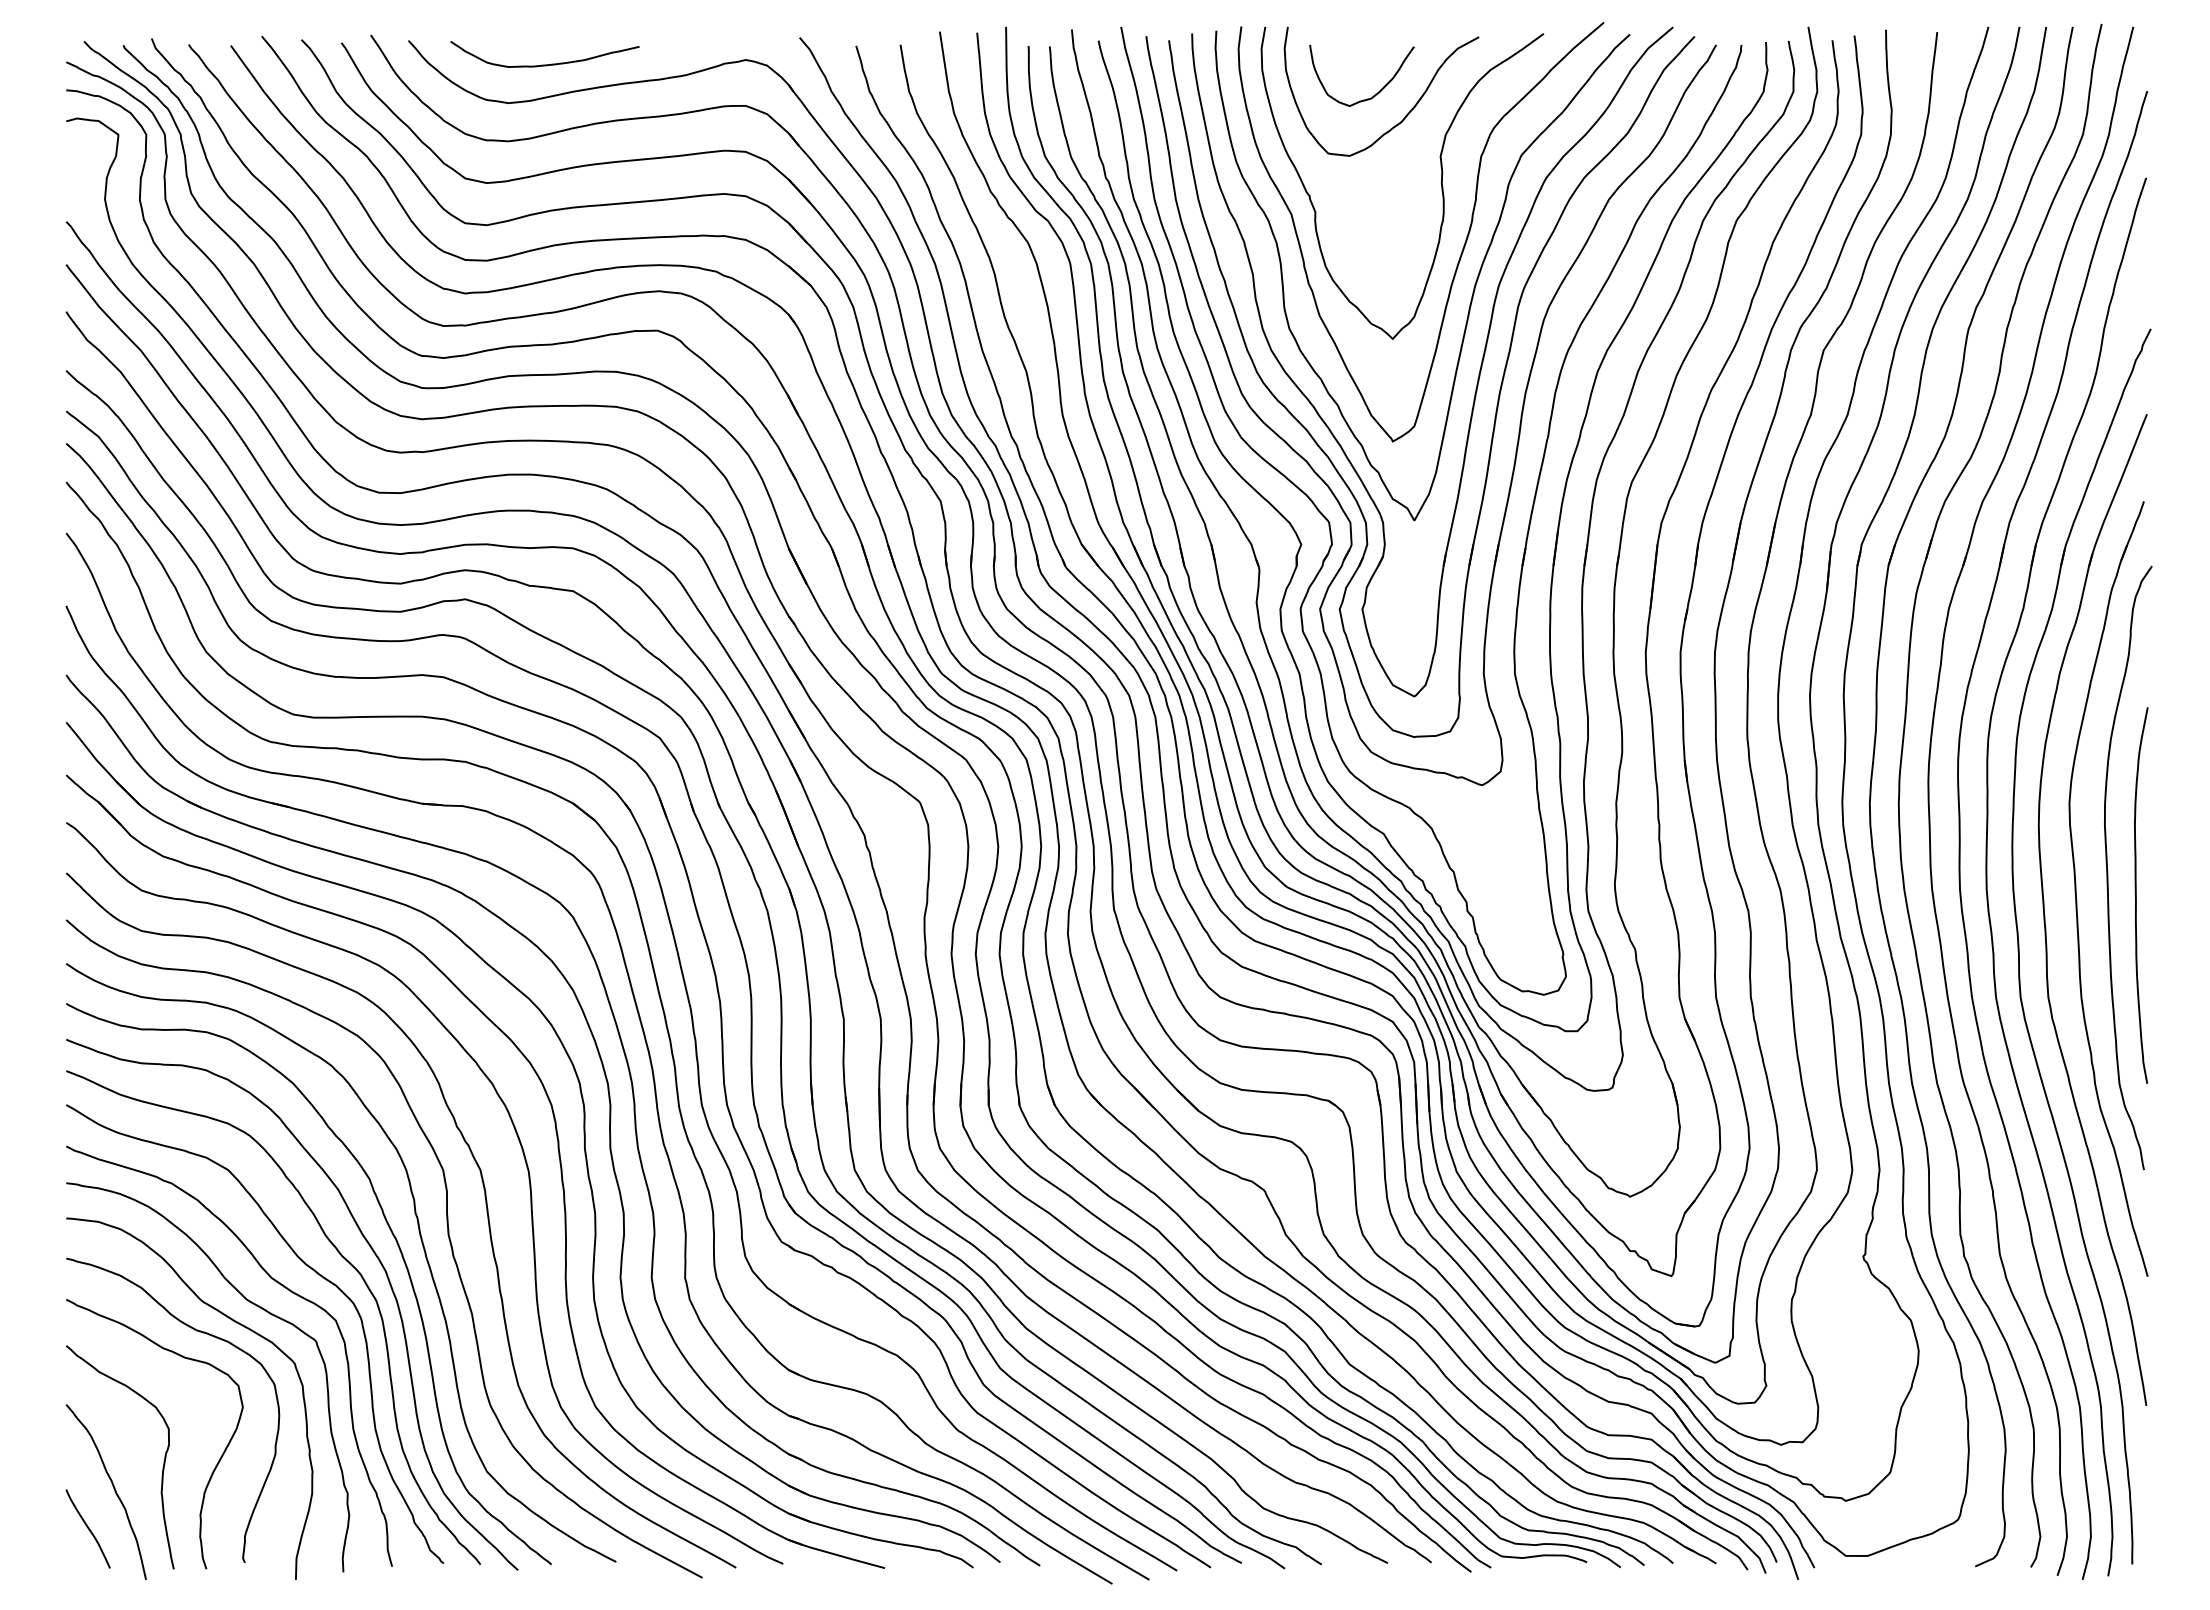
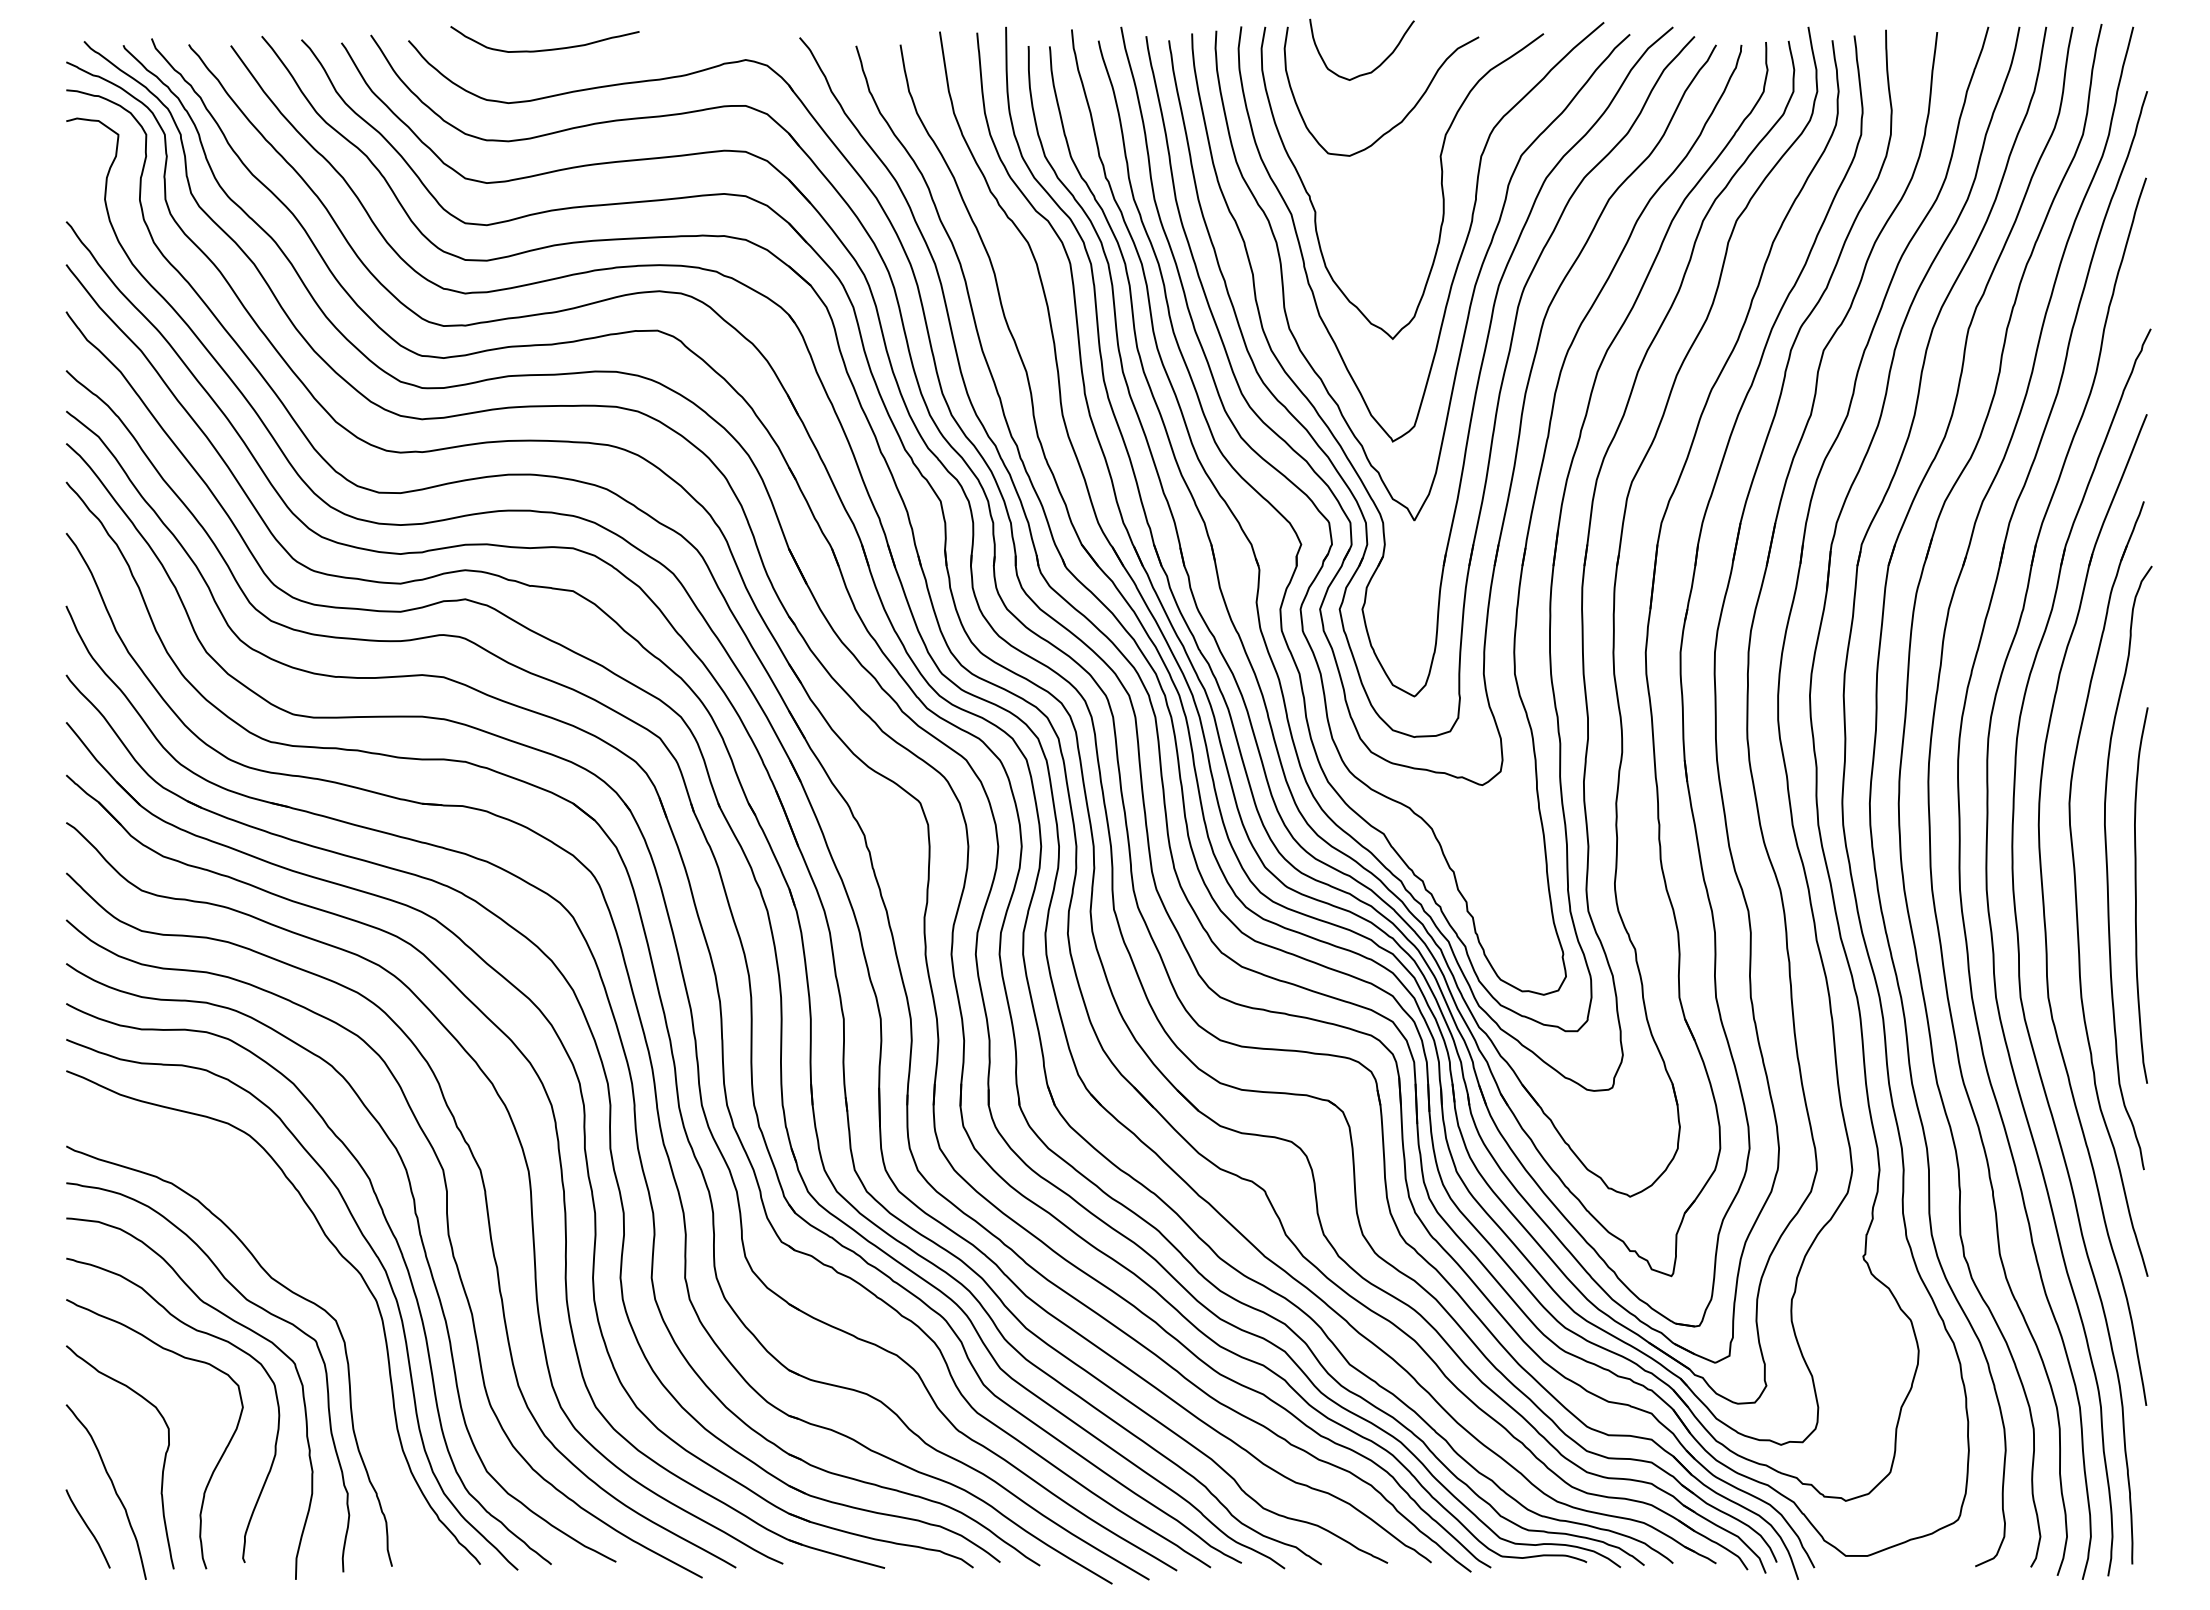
curve position: (544, 64) -> (544, 49) (544, 49)
curve position: (1374, 94) -> (1374, 68) (1374, 68)
curve: present -> none (305, 1265)
